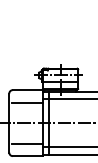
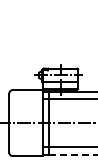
line: present -> none (26, 102)
line: present -> none (26, 143)
line: solid -> dashed (73, 154)
